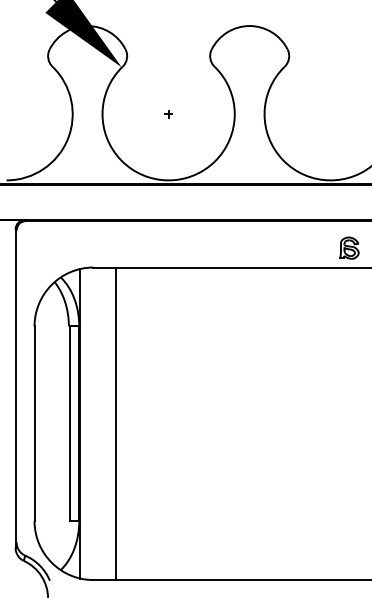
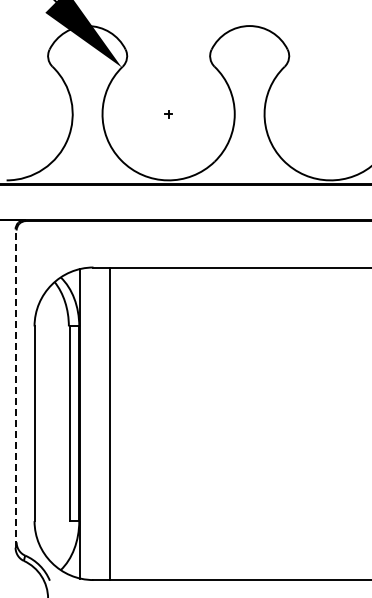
part: present -> none (349, 247)
line: solid -> dashed (15, 388)
line position: (115, 423) -> (109, 423) (109, 423)
